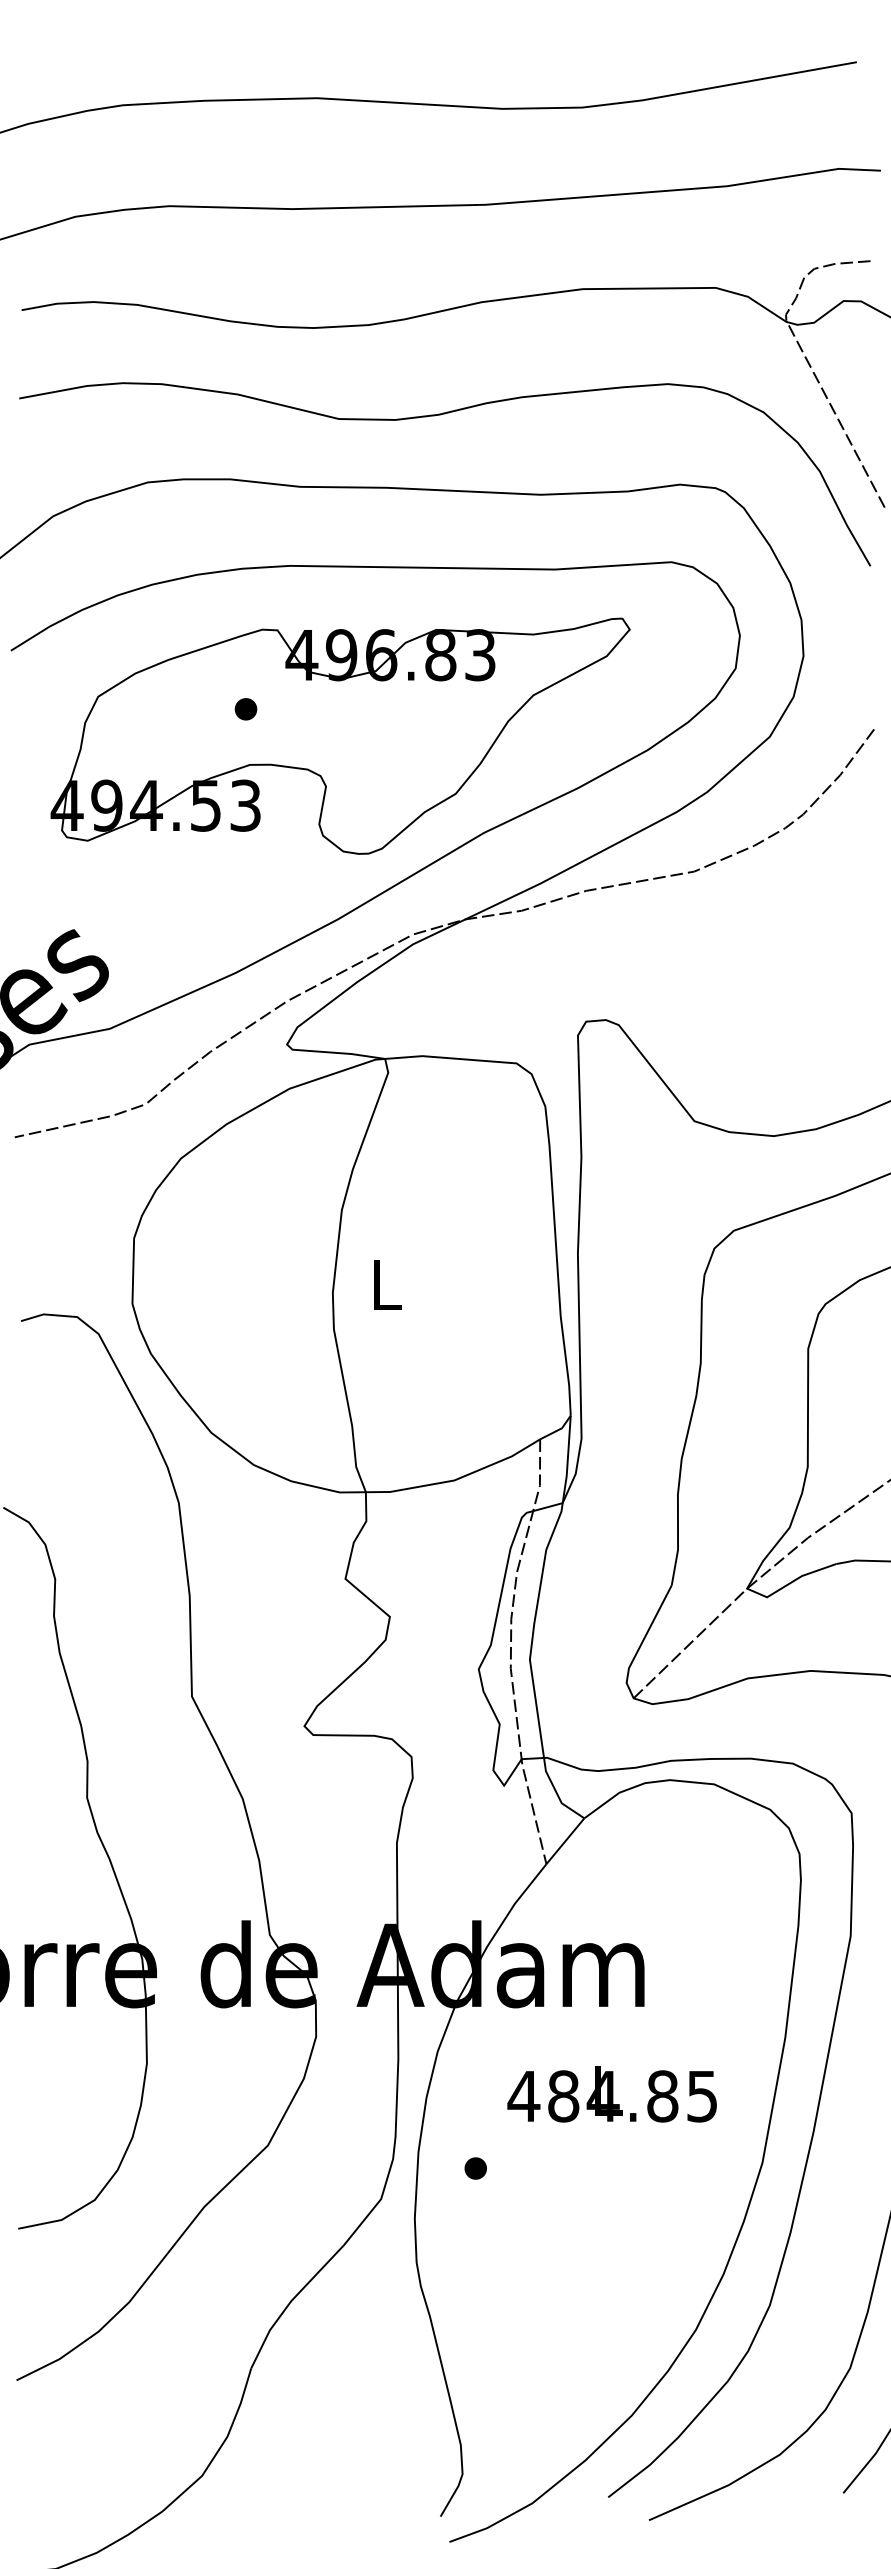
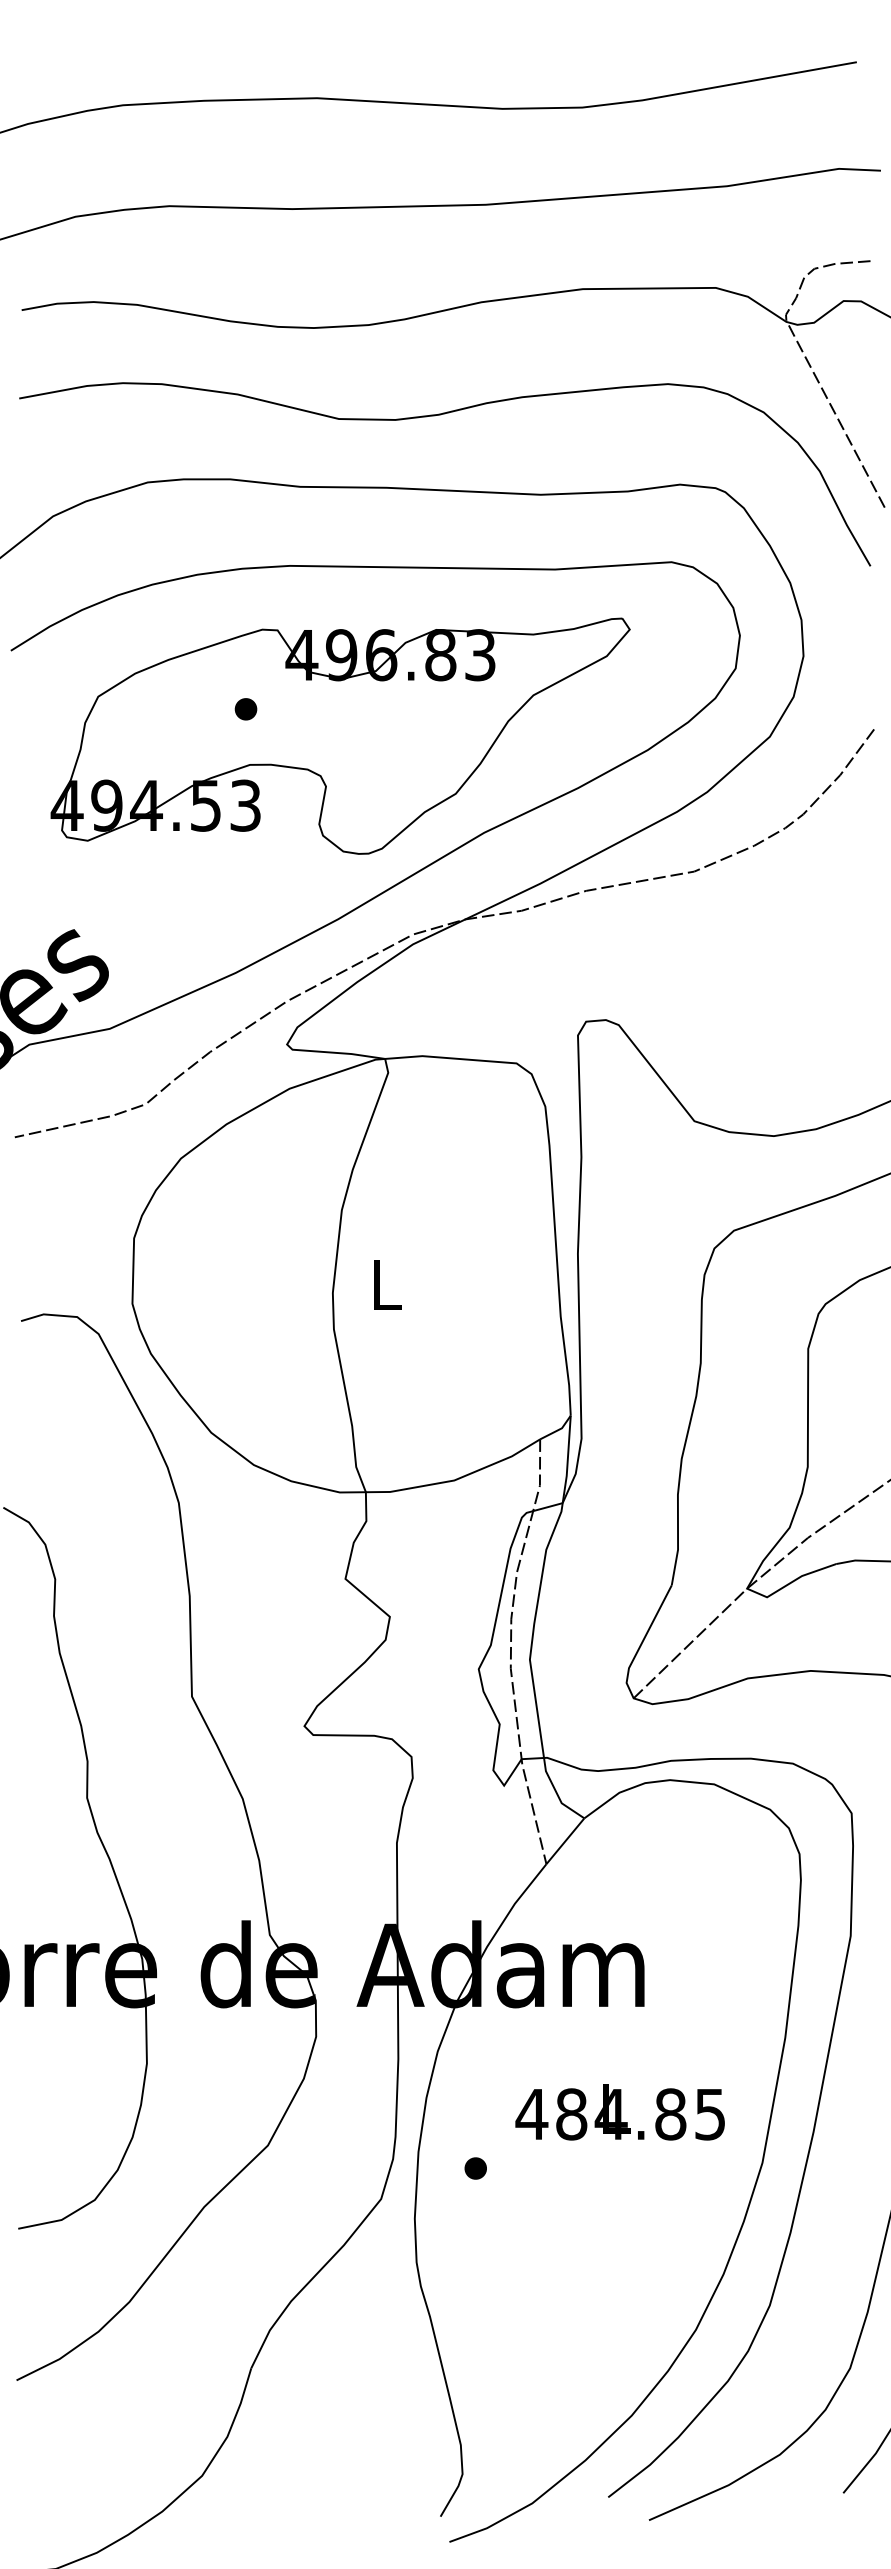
text position: (611, 2094) -> (619, 2112) (619, 2112)
